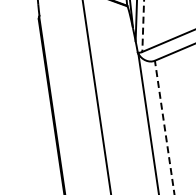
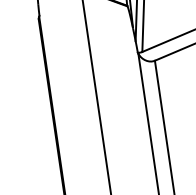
line: dashed -> solid (143, 26)
line: dashed -> solid (164, 127)
